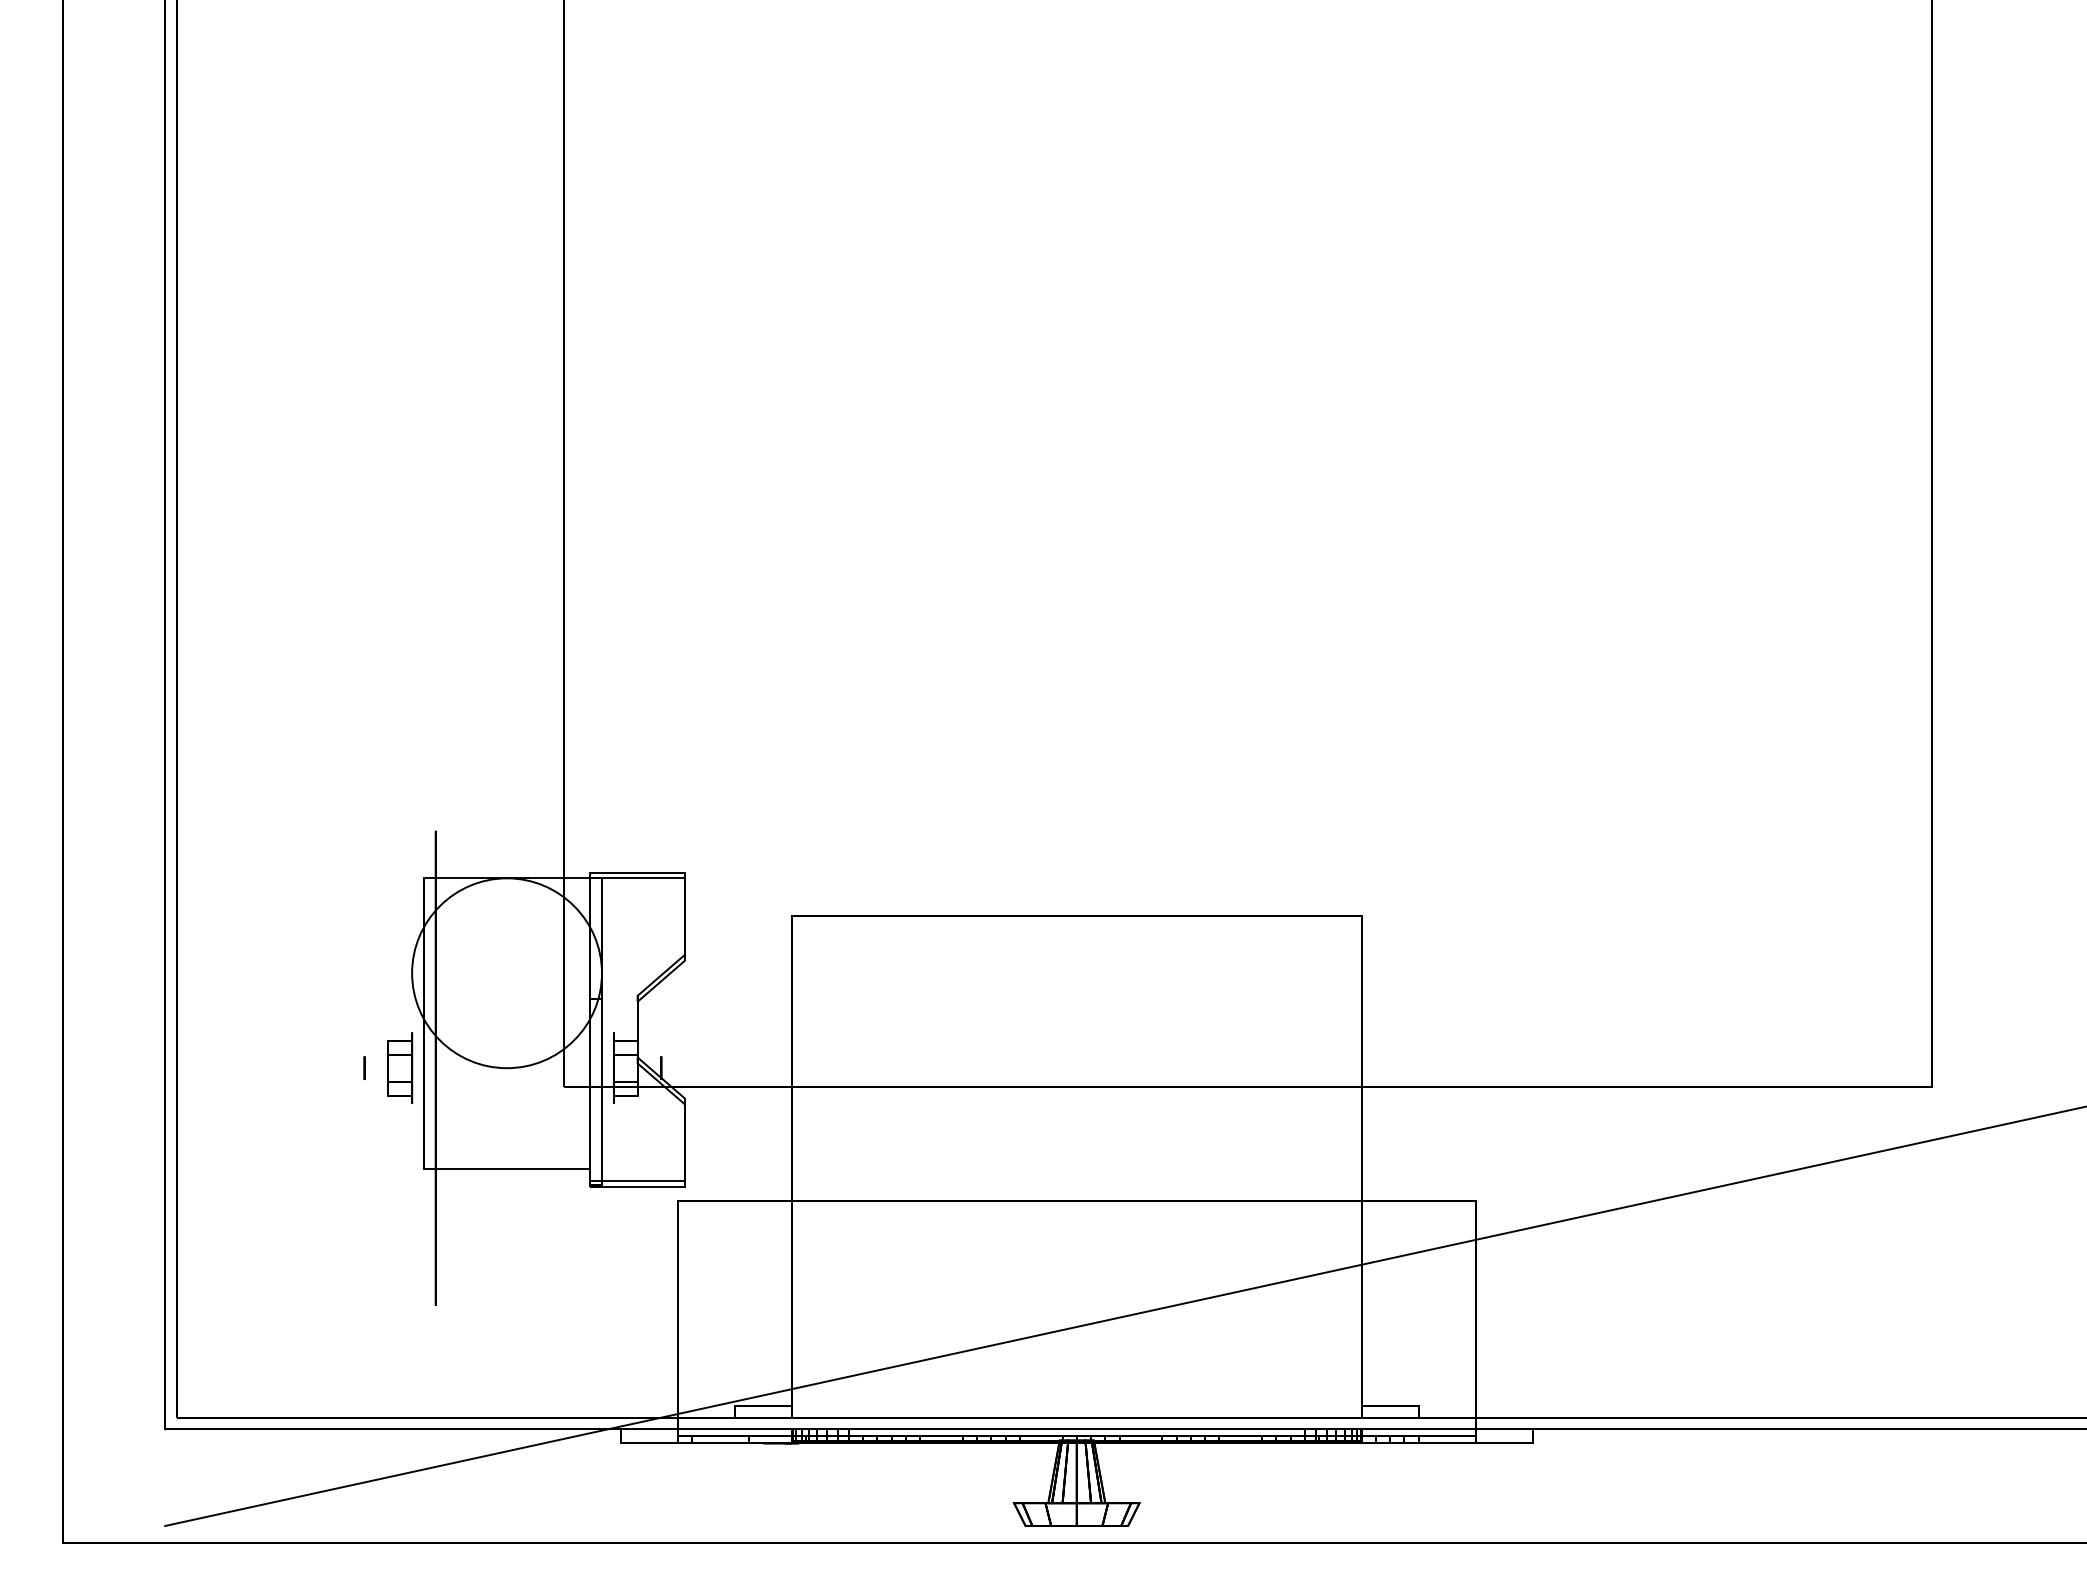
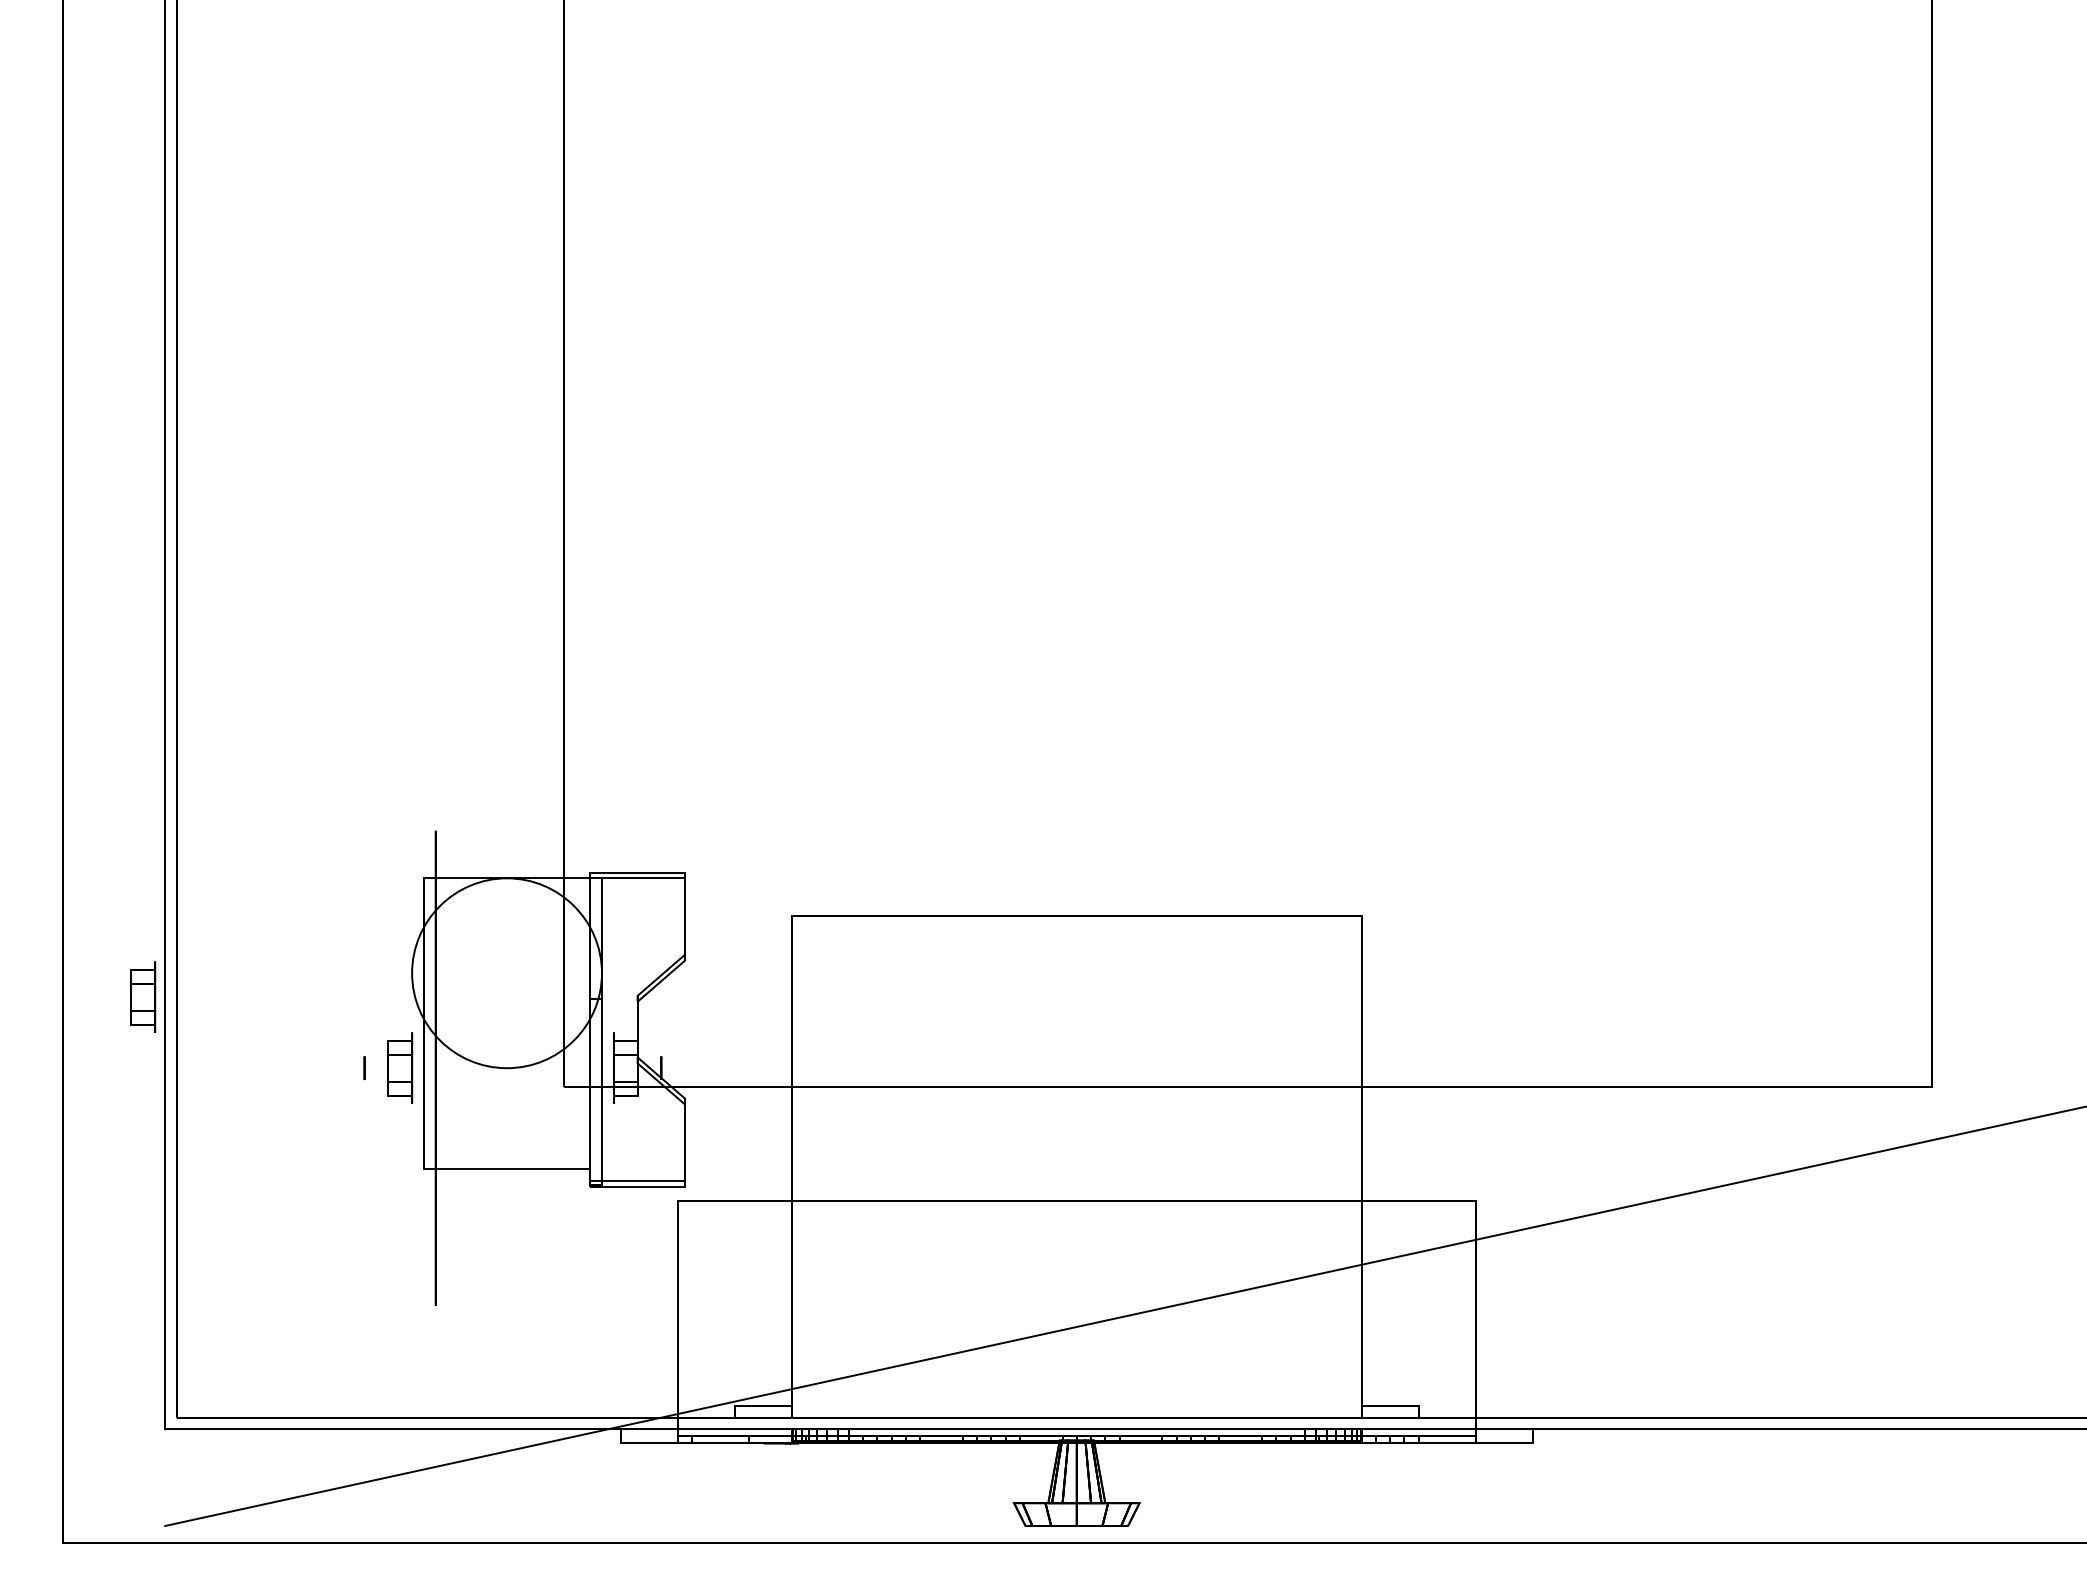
part: none -> present (143, 996)
